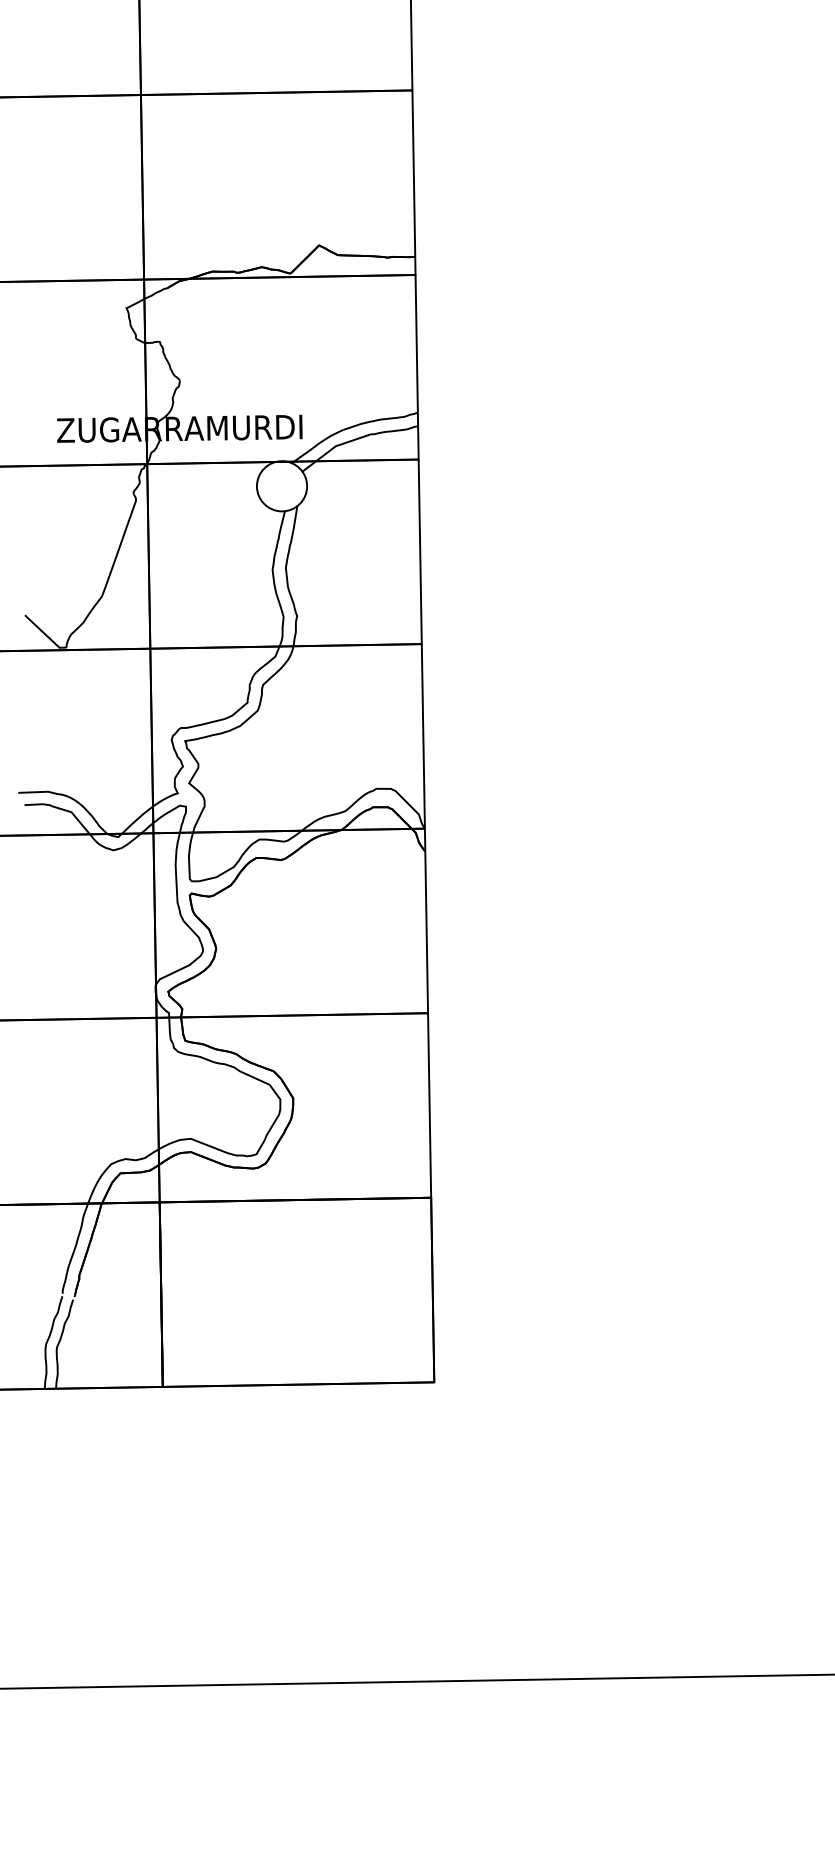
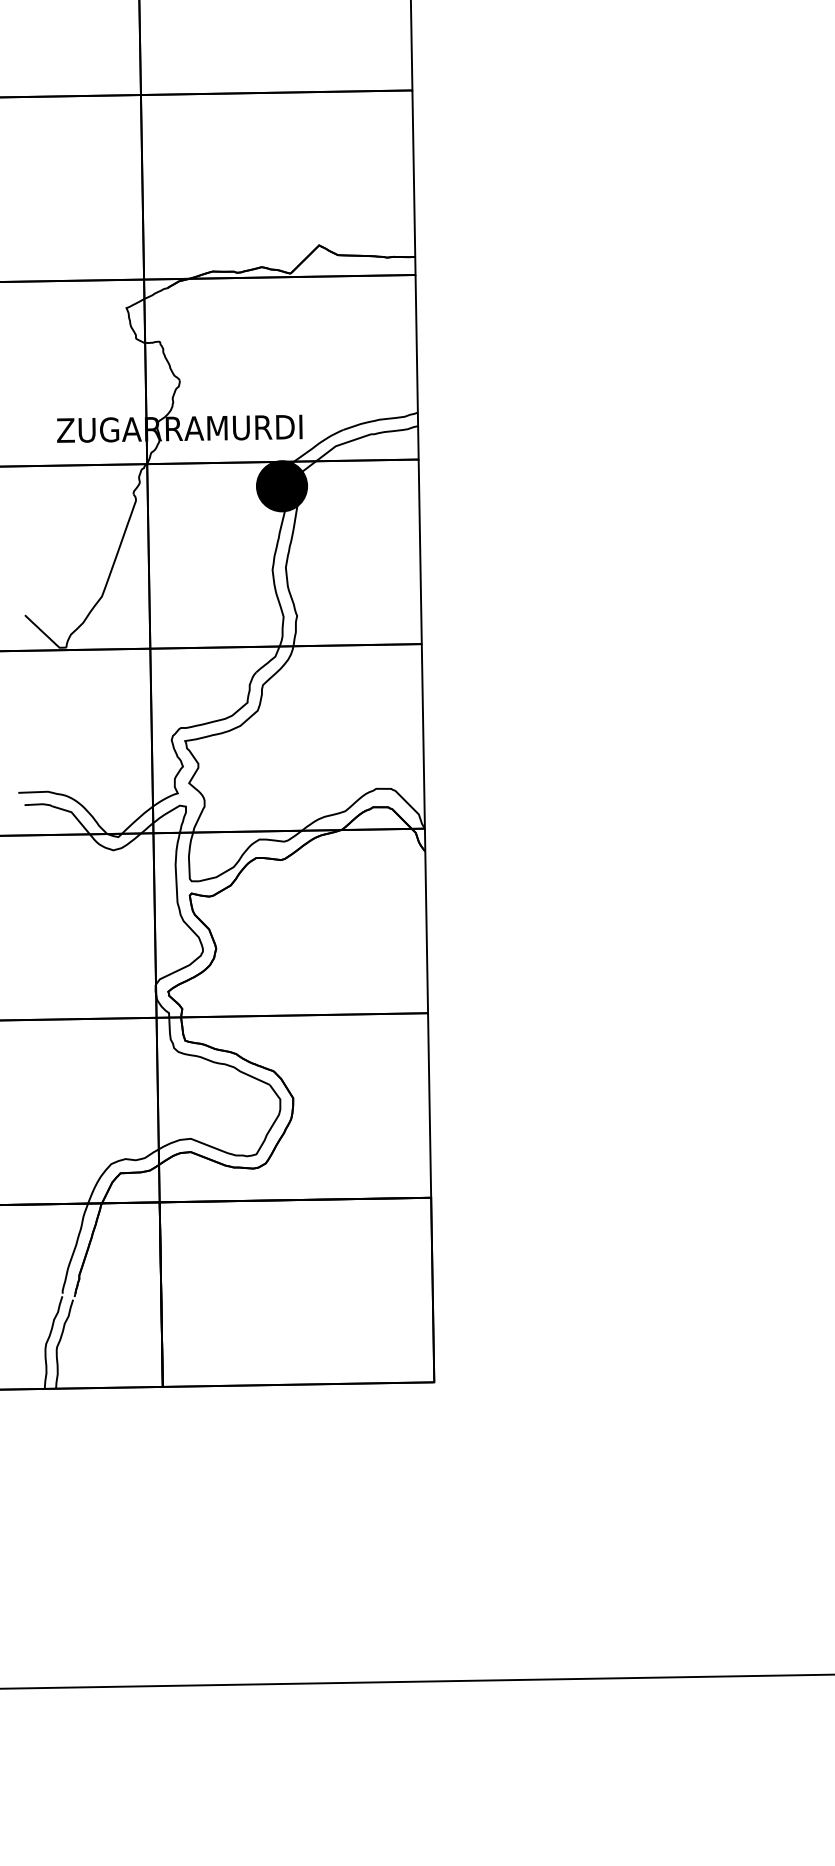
fill: none -> present (281, 486)
fill: none -> present (281, 486)
